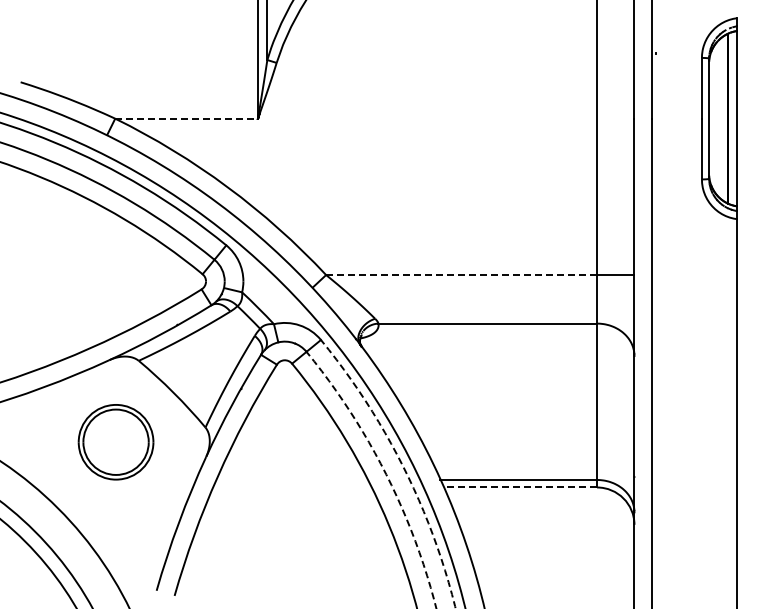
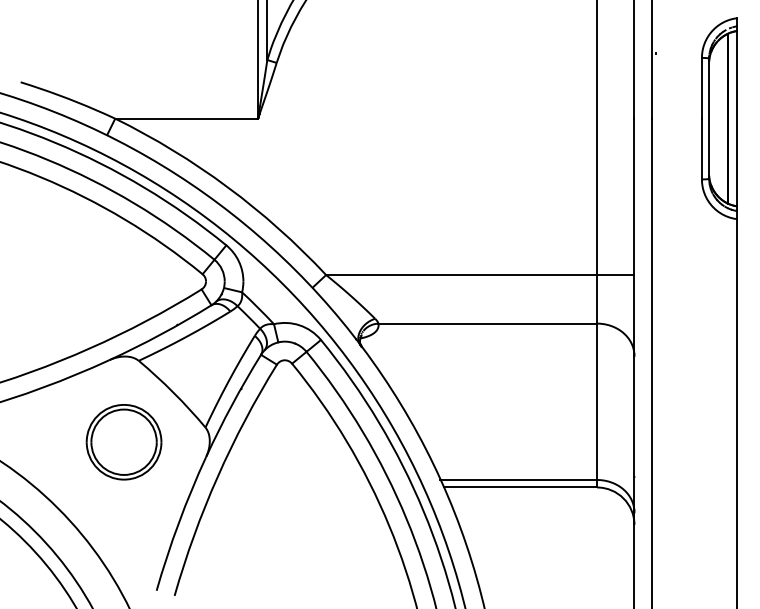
line: dashed -> solid (187, 118)
line: dashed -> solid (462, 275)
part position: (115, 442) -> (123, 442) (123, 442)
arc: dashed -> solid (402, 466)
arc: dashed -> solid (385, 473)
line: dashed -> solid (520, 487)
